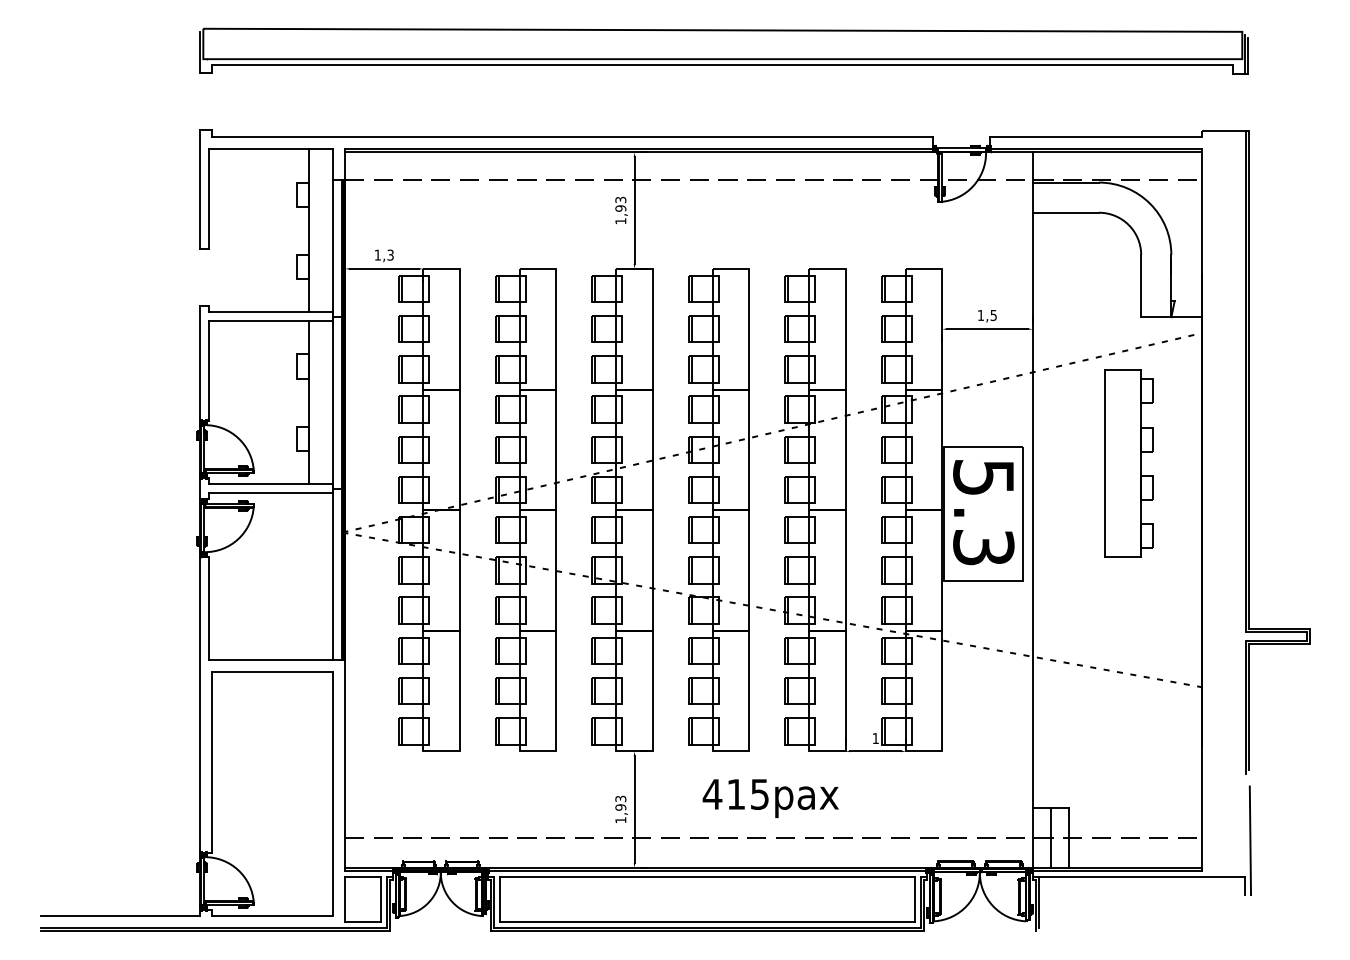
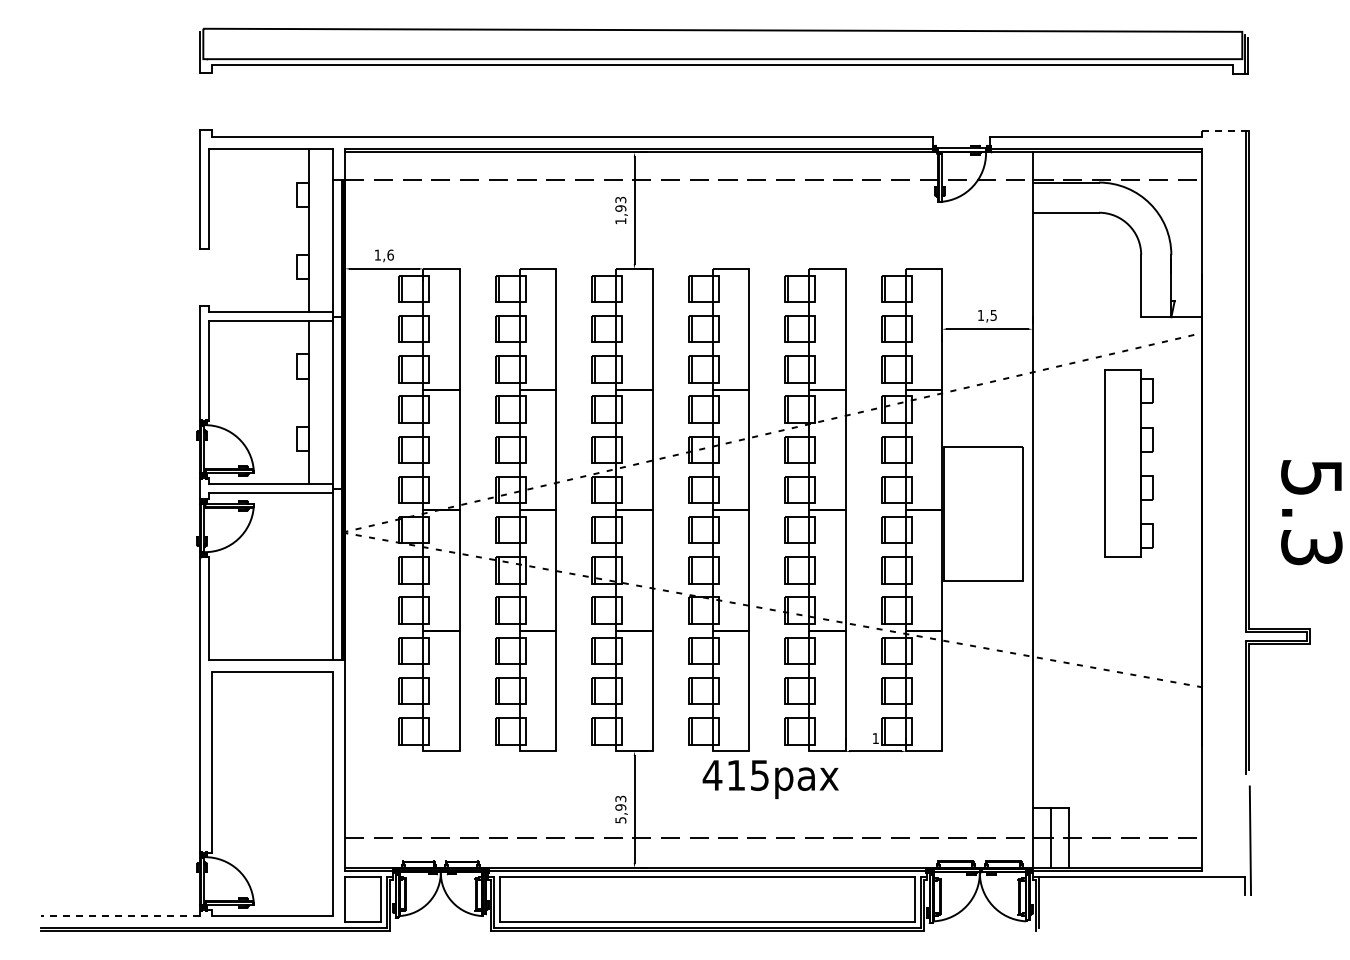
line: solid -> dashed (1224, 130)
text: 1,3 -> 1,6 (390, 254)
text position: (983, 512) -> (1311, 512) (1311, 512)
text position: (770, 798) -> (770, 779) (770, 779)
text: 1,93 -> 5,93 (620, 820)
line: solid -> dashed (120, 916)
